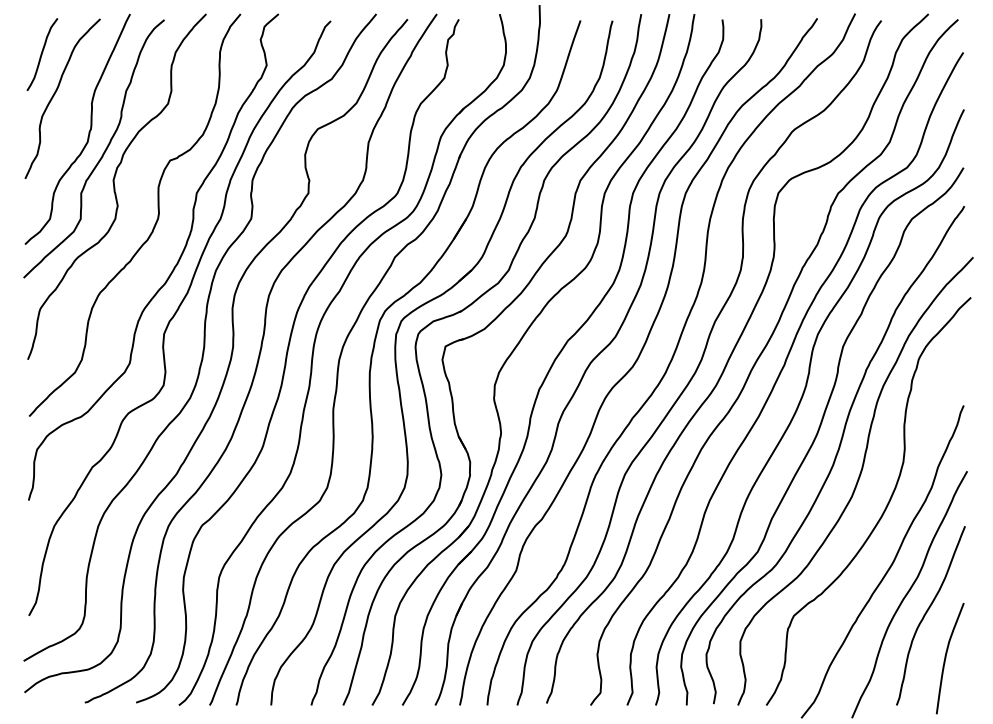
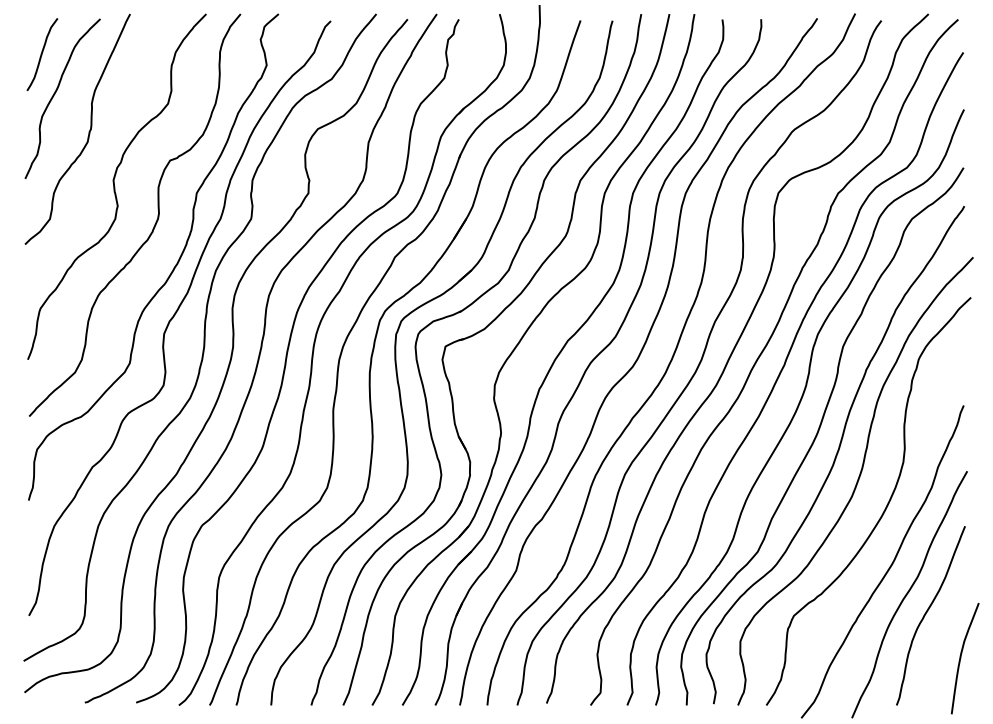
curve: present -> none (102, 153)
curve position: (946, 658) -> (961, 658) (961, 658)
